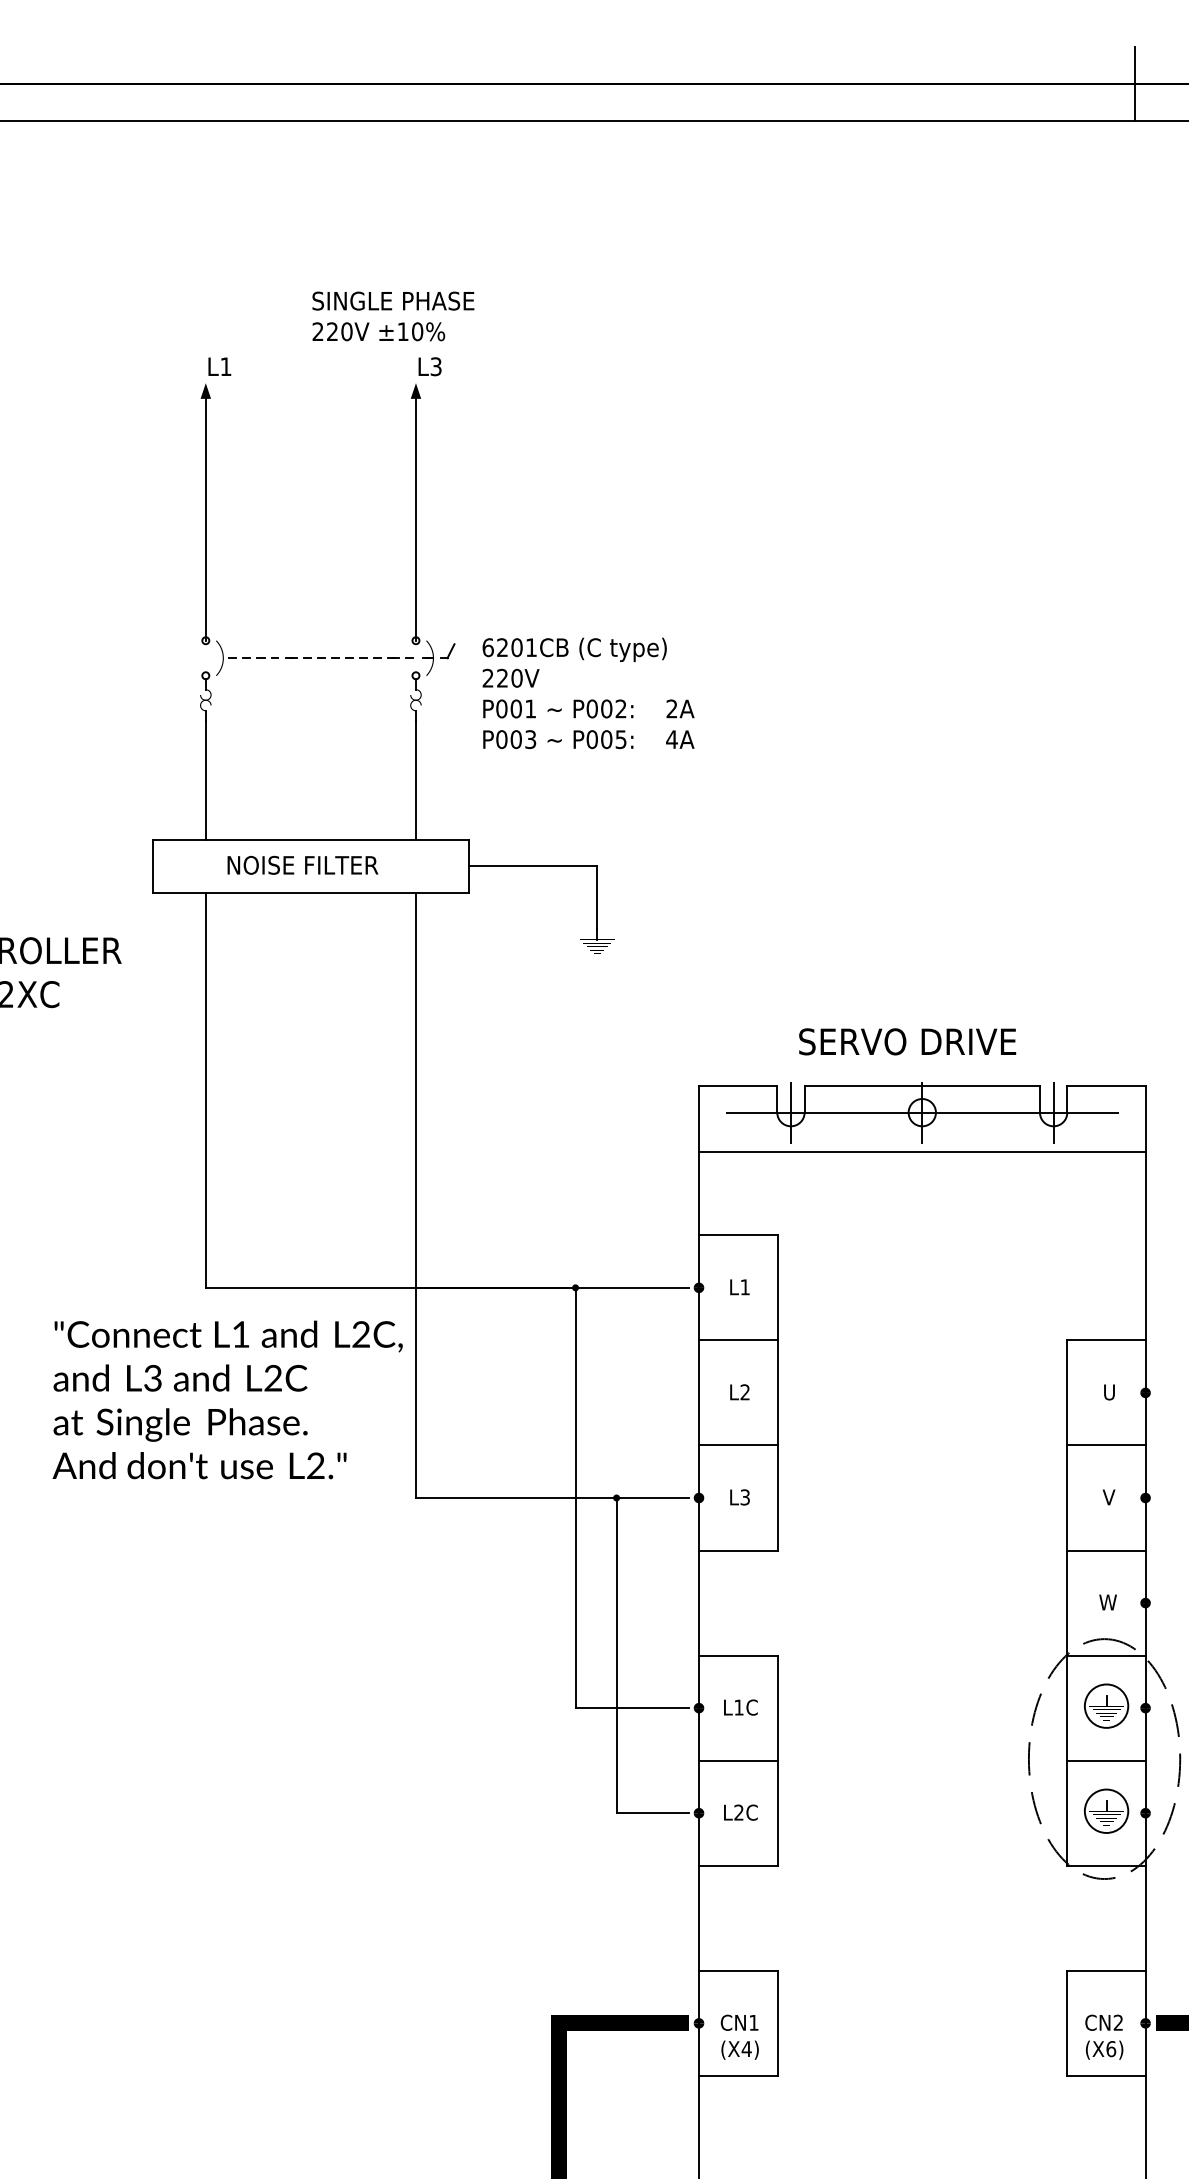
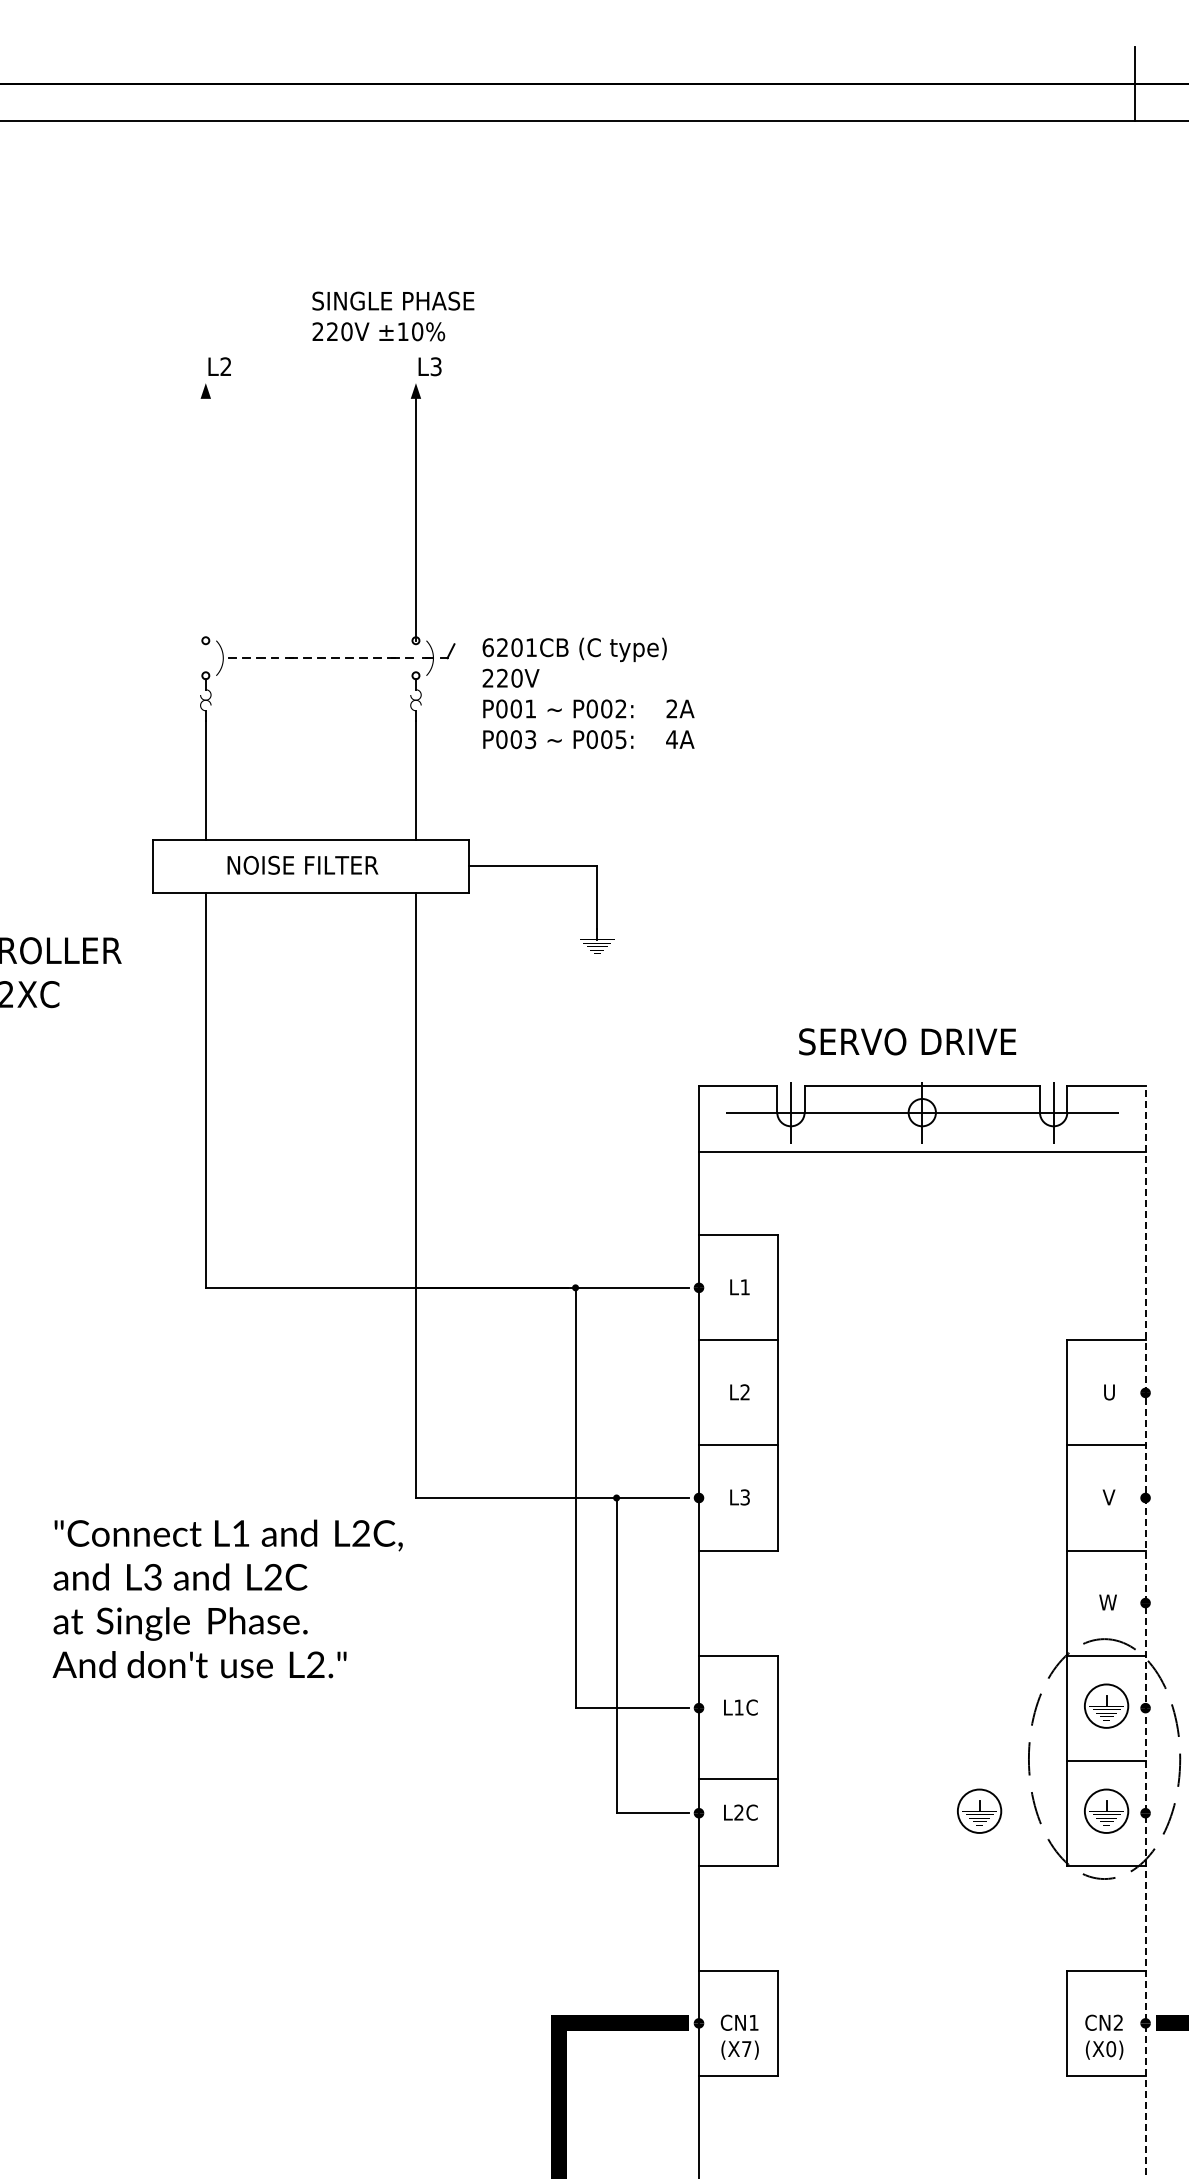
text: L1 -> L2 (225, 366)
line: present -> none (205, 519)
text position: (227, 1399) -> (227, 1598) (227, 1598)
line: solid -> dashed (1145, 1632)
line position: (738, 1760) -> (738, 1778) (738, 1778)
part: none -> present (979, 1810)
text: (X4) -> (X7) (746, 2048)
text: (X6) -> (X0) (1111, 2048)
